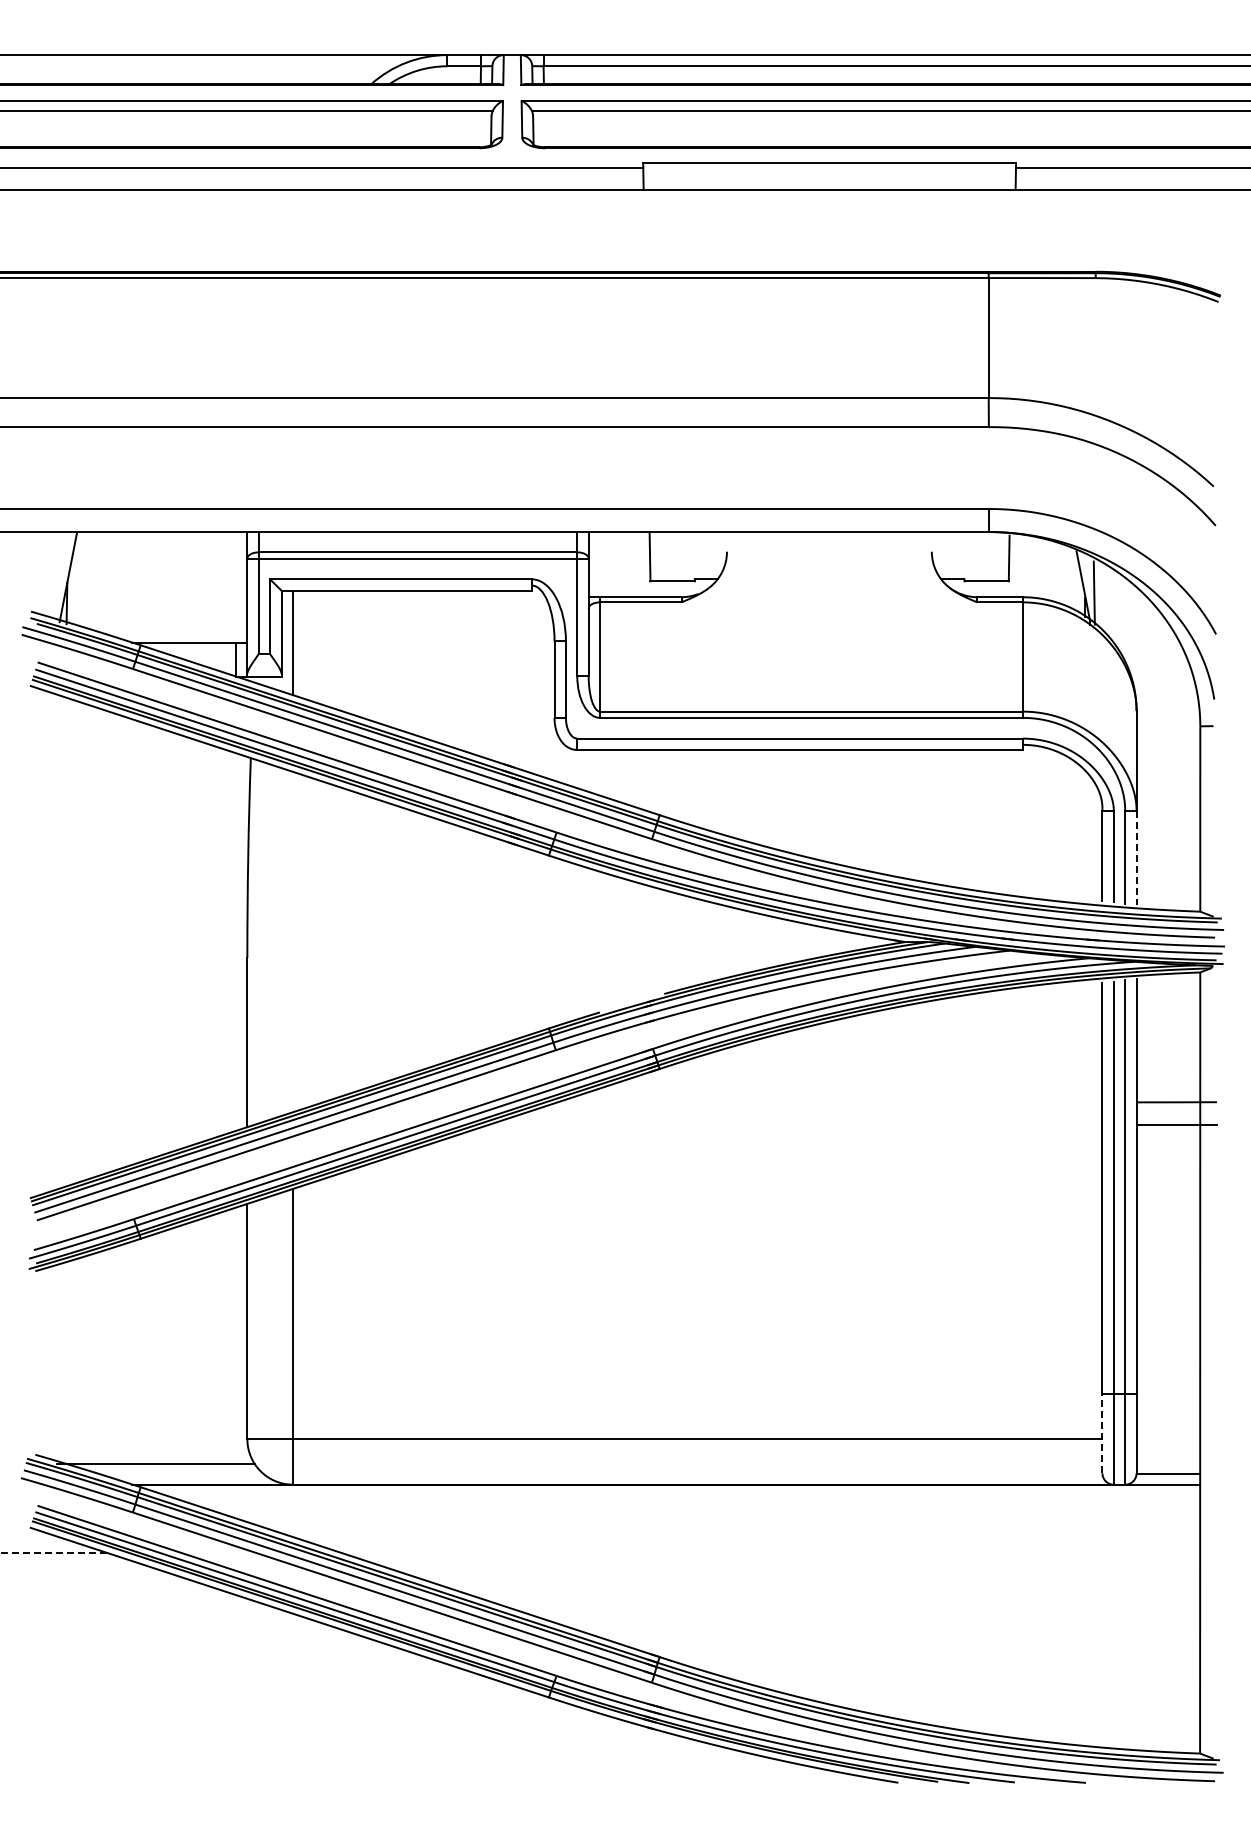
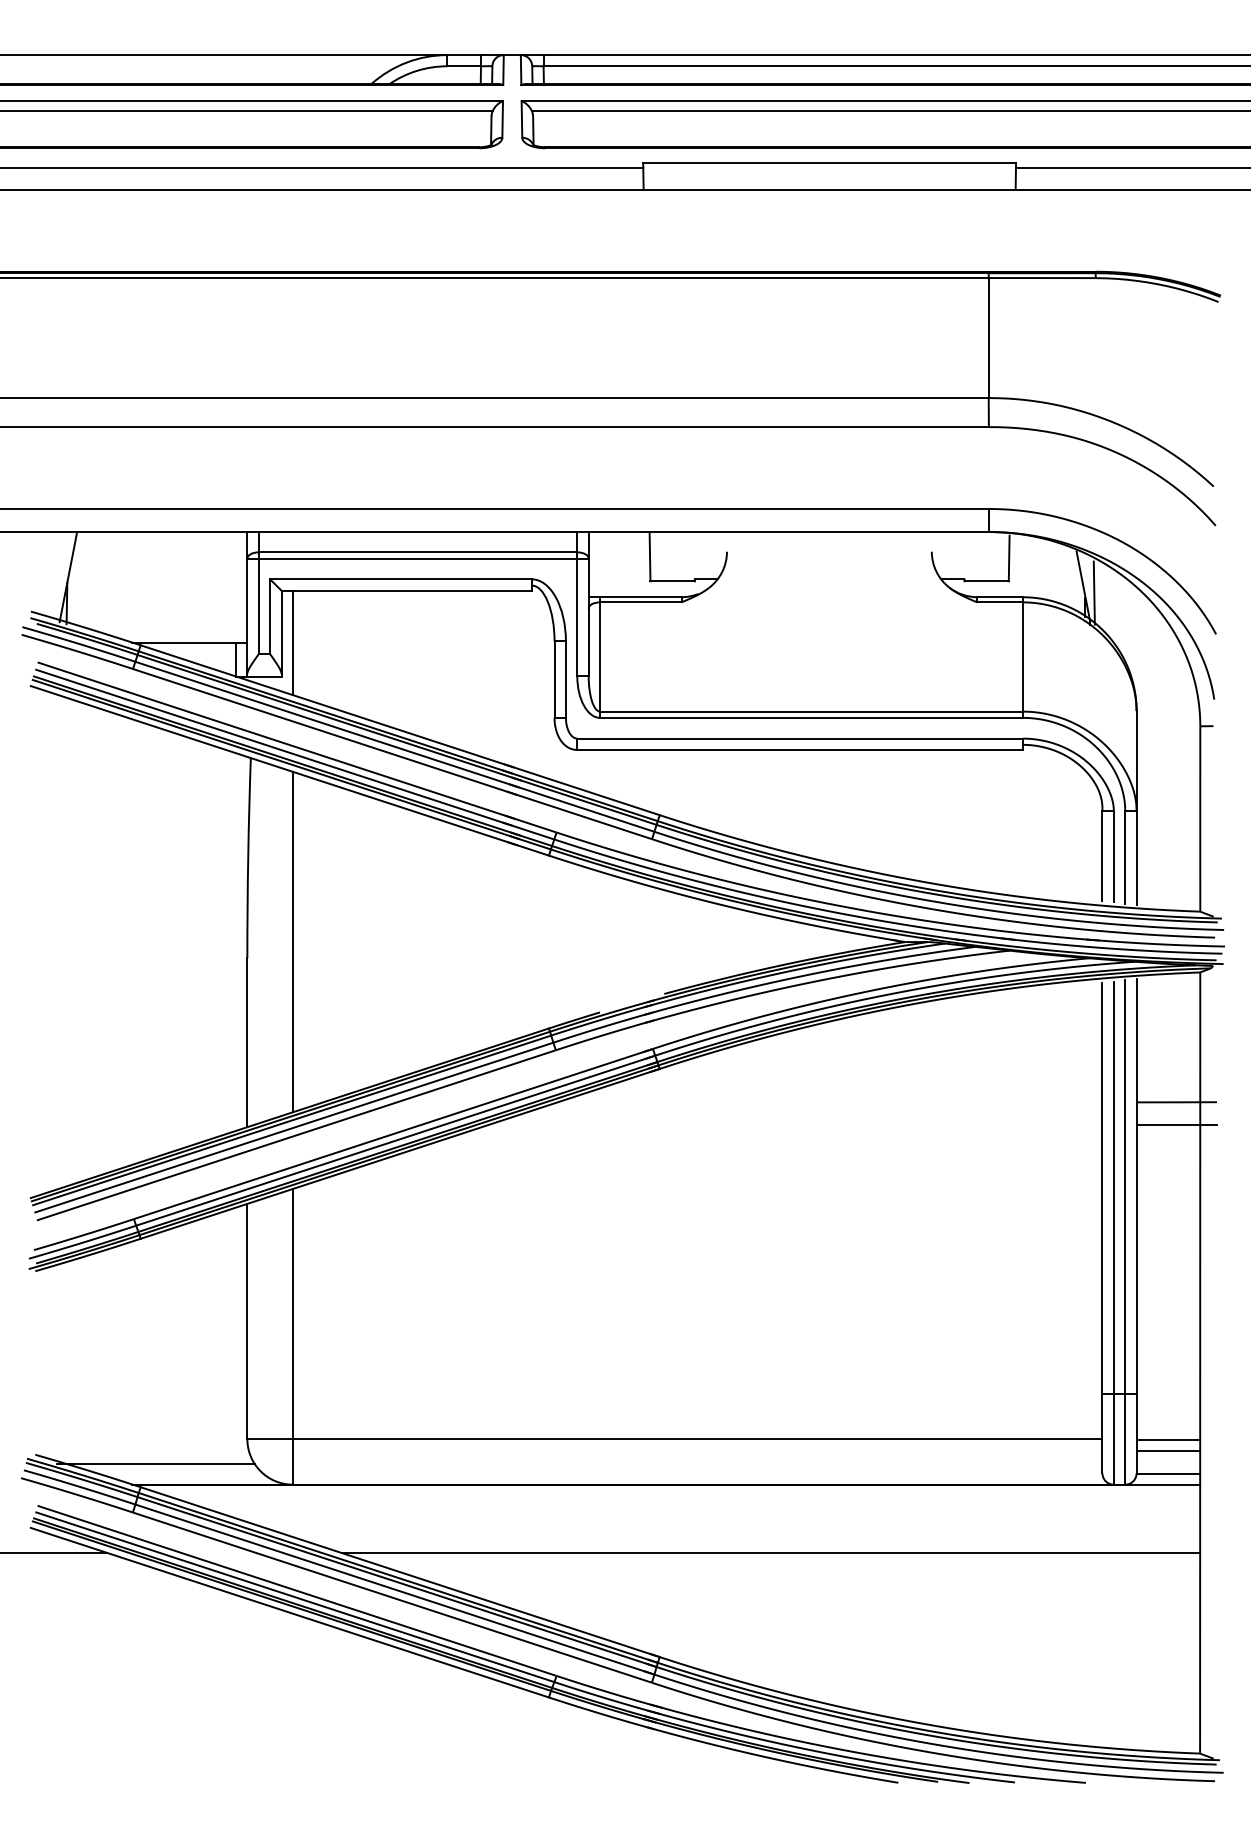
line: dashed -> solid (1136, 857)
line: none -> present (292, 941)
line: dashed -> solid (1102, 1433)
line: none -> present (1168, 1439)
line: none -> present (1168, 1451)
line: dashed -> solid (53, 1552)
line: none -> present (770, 1552)
